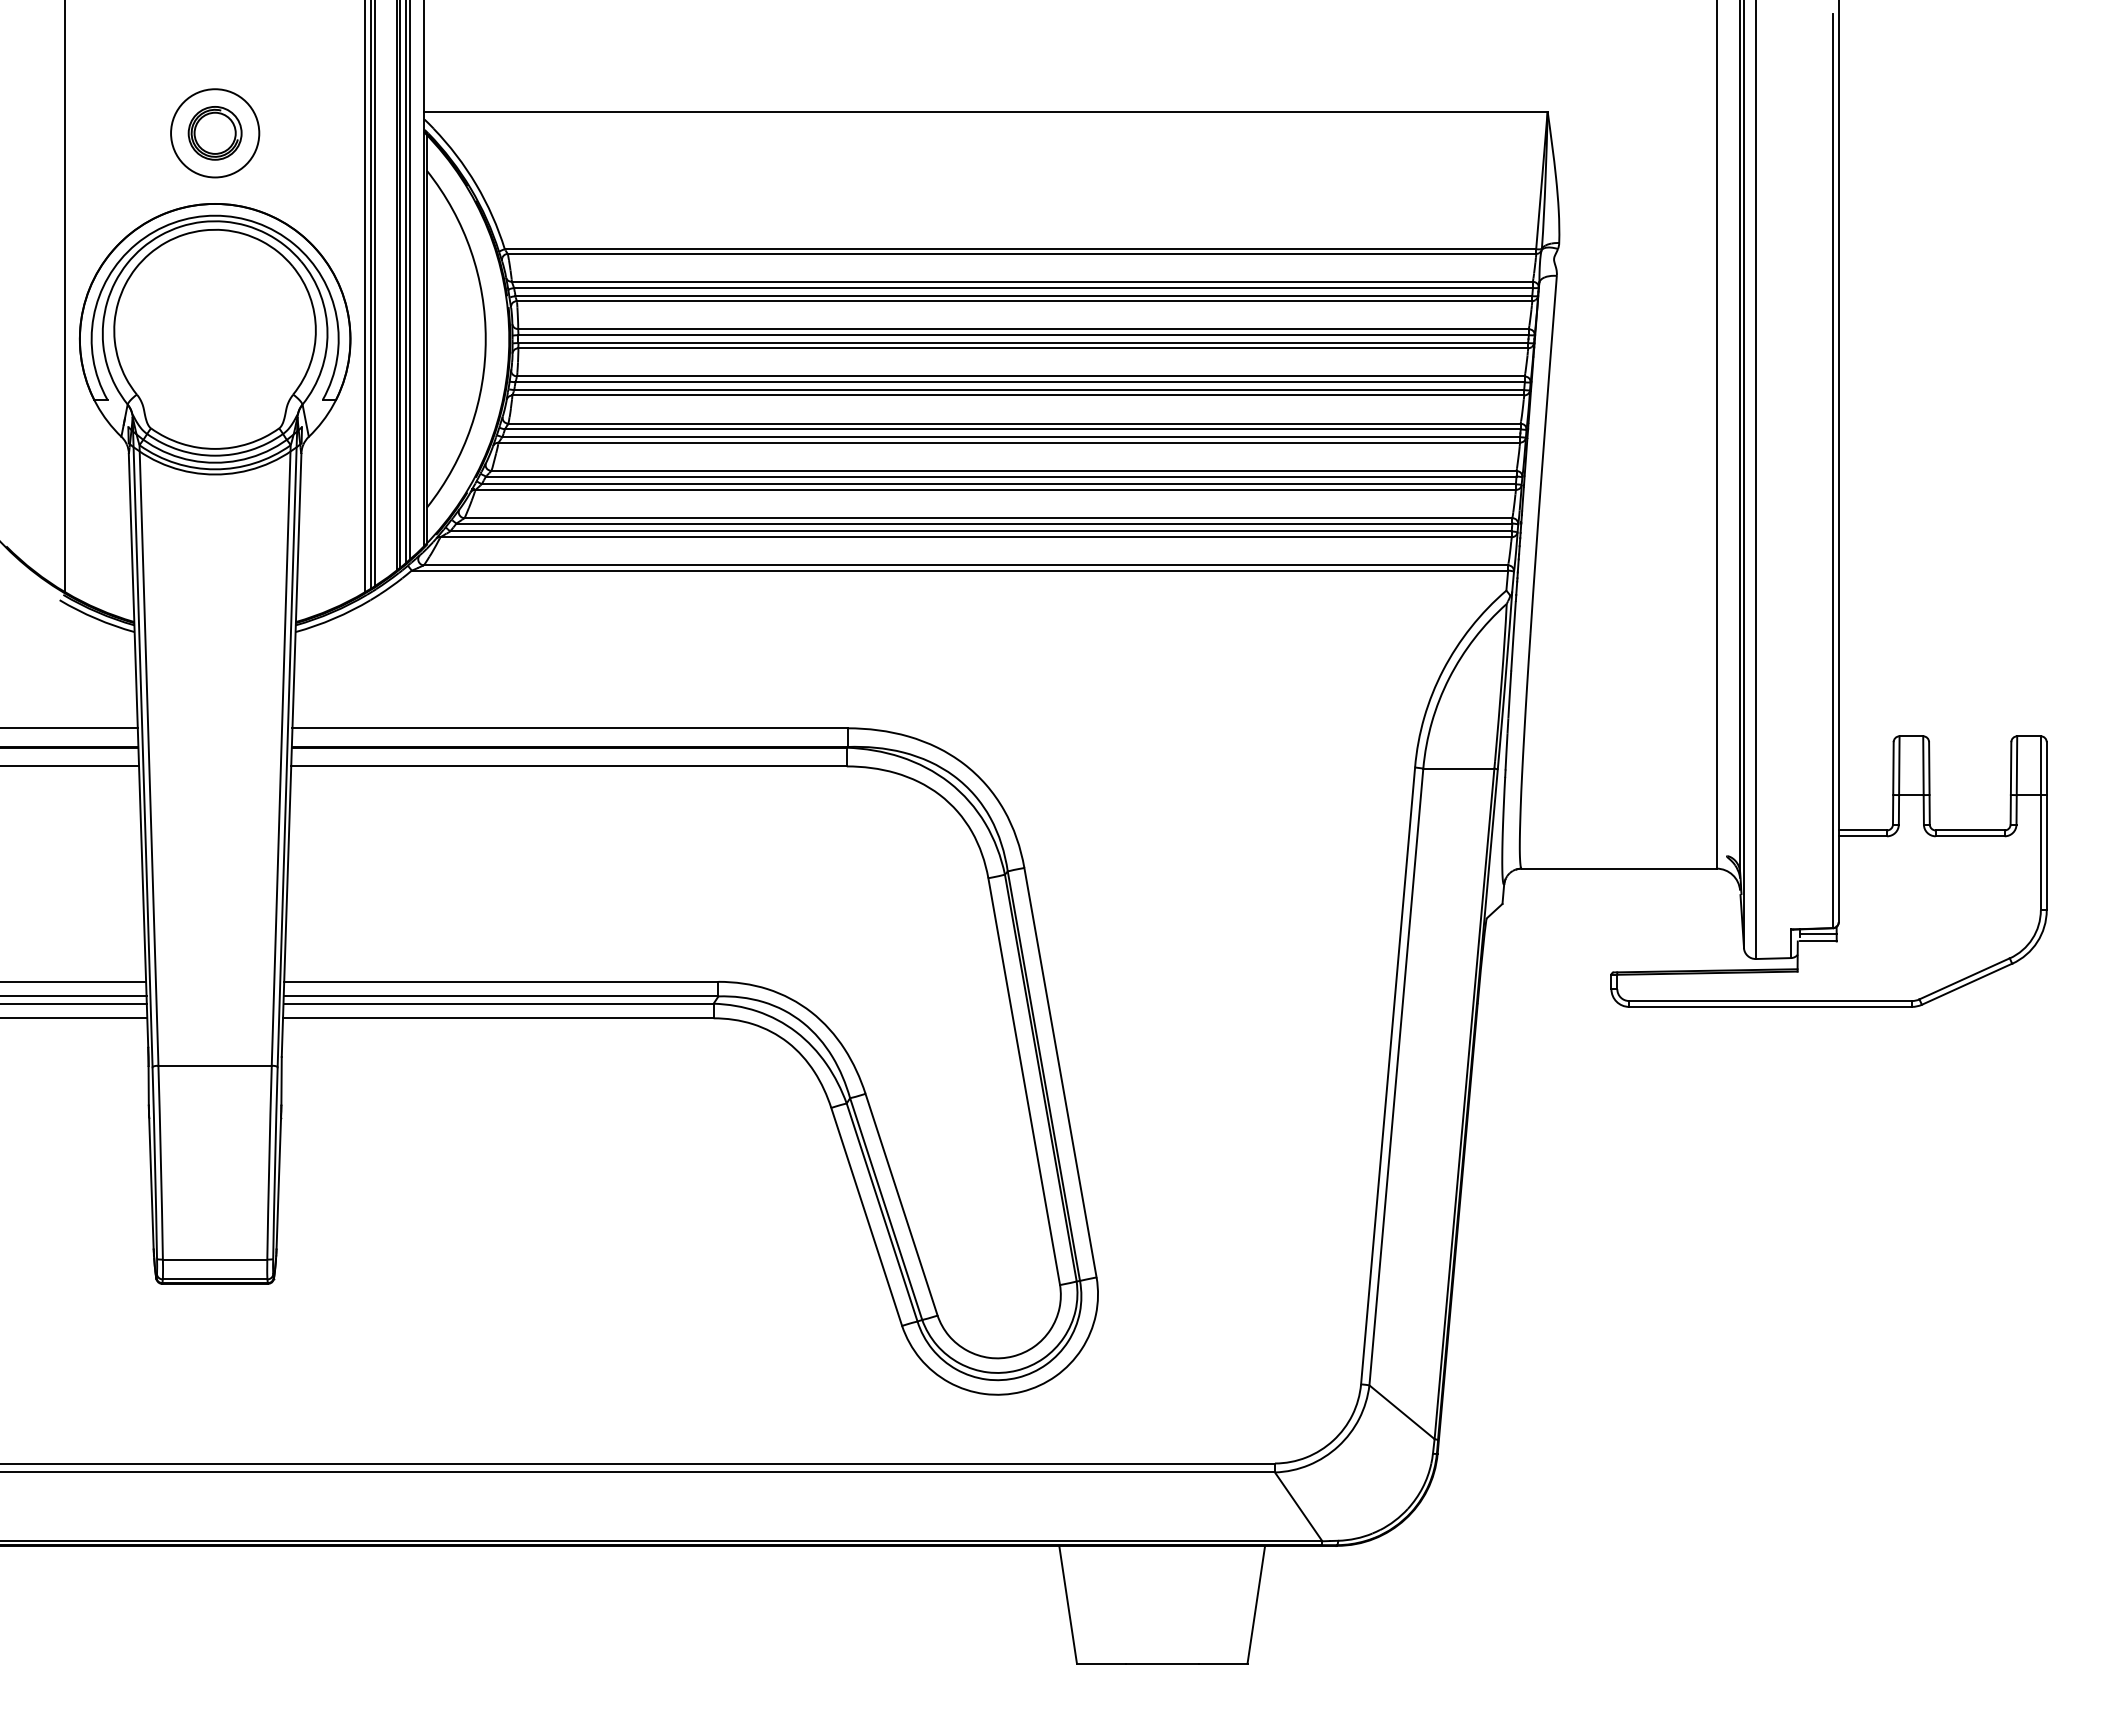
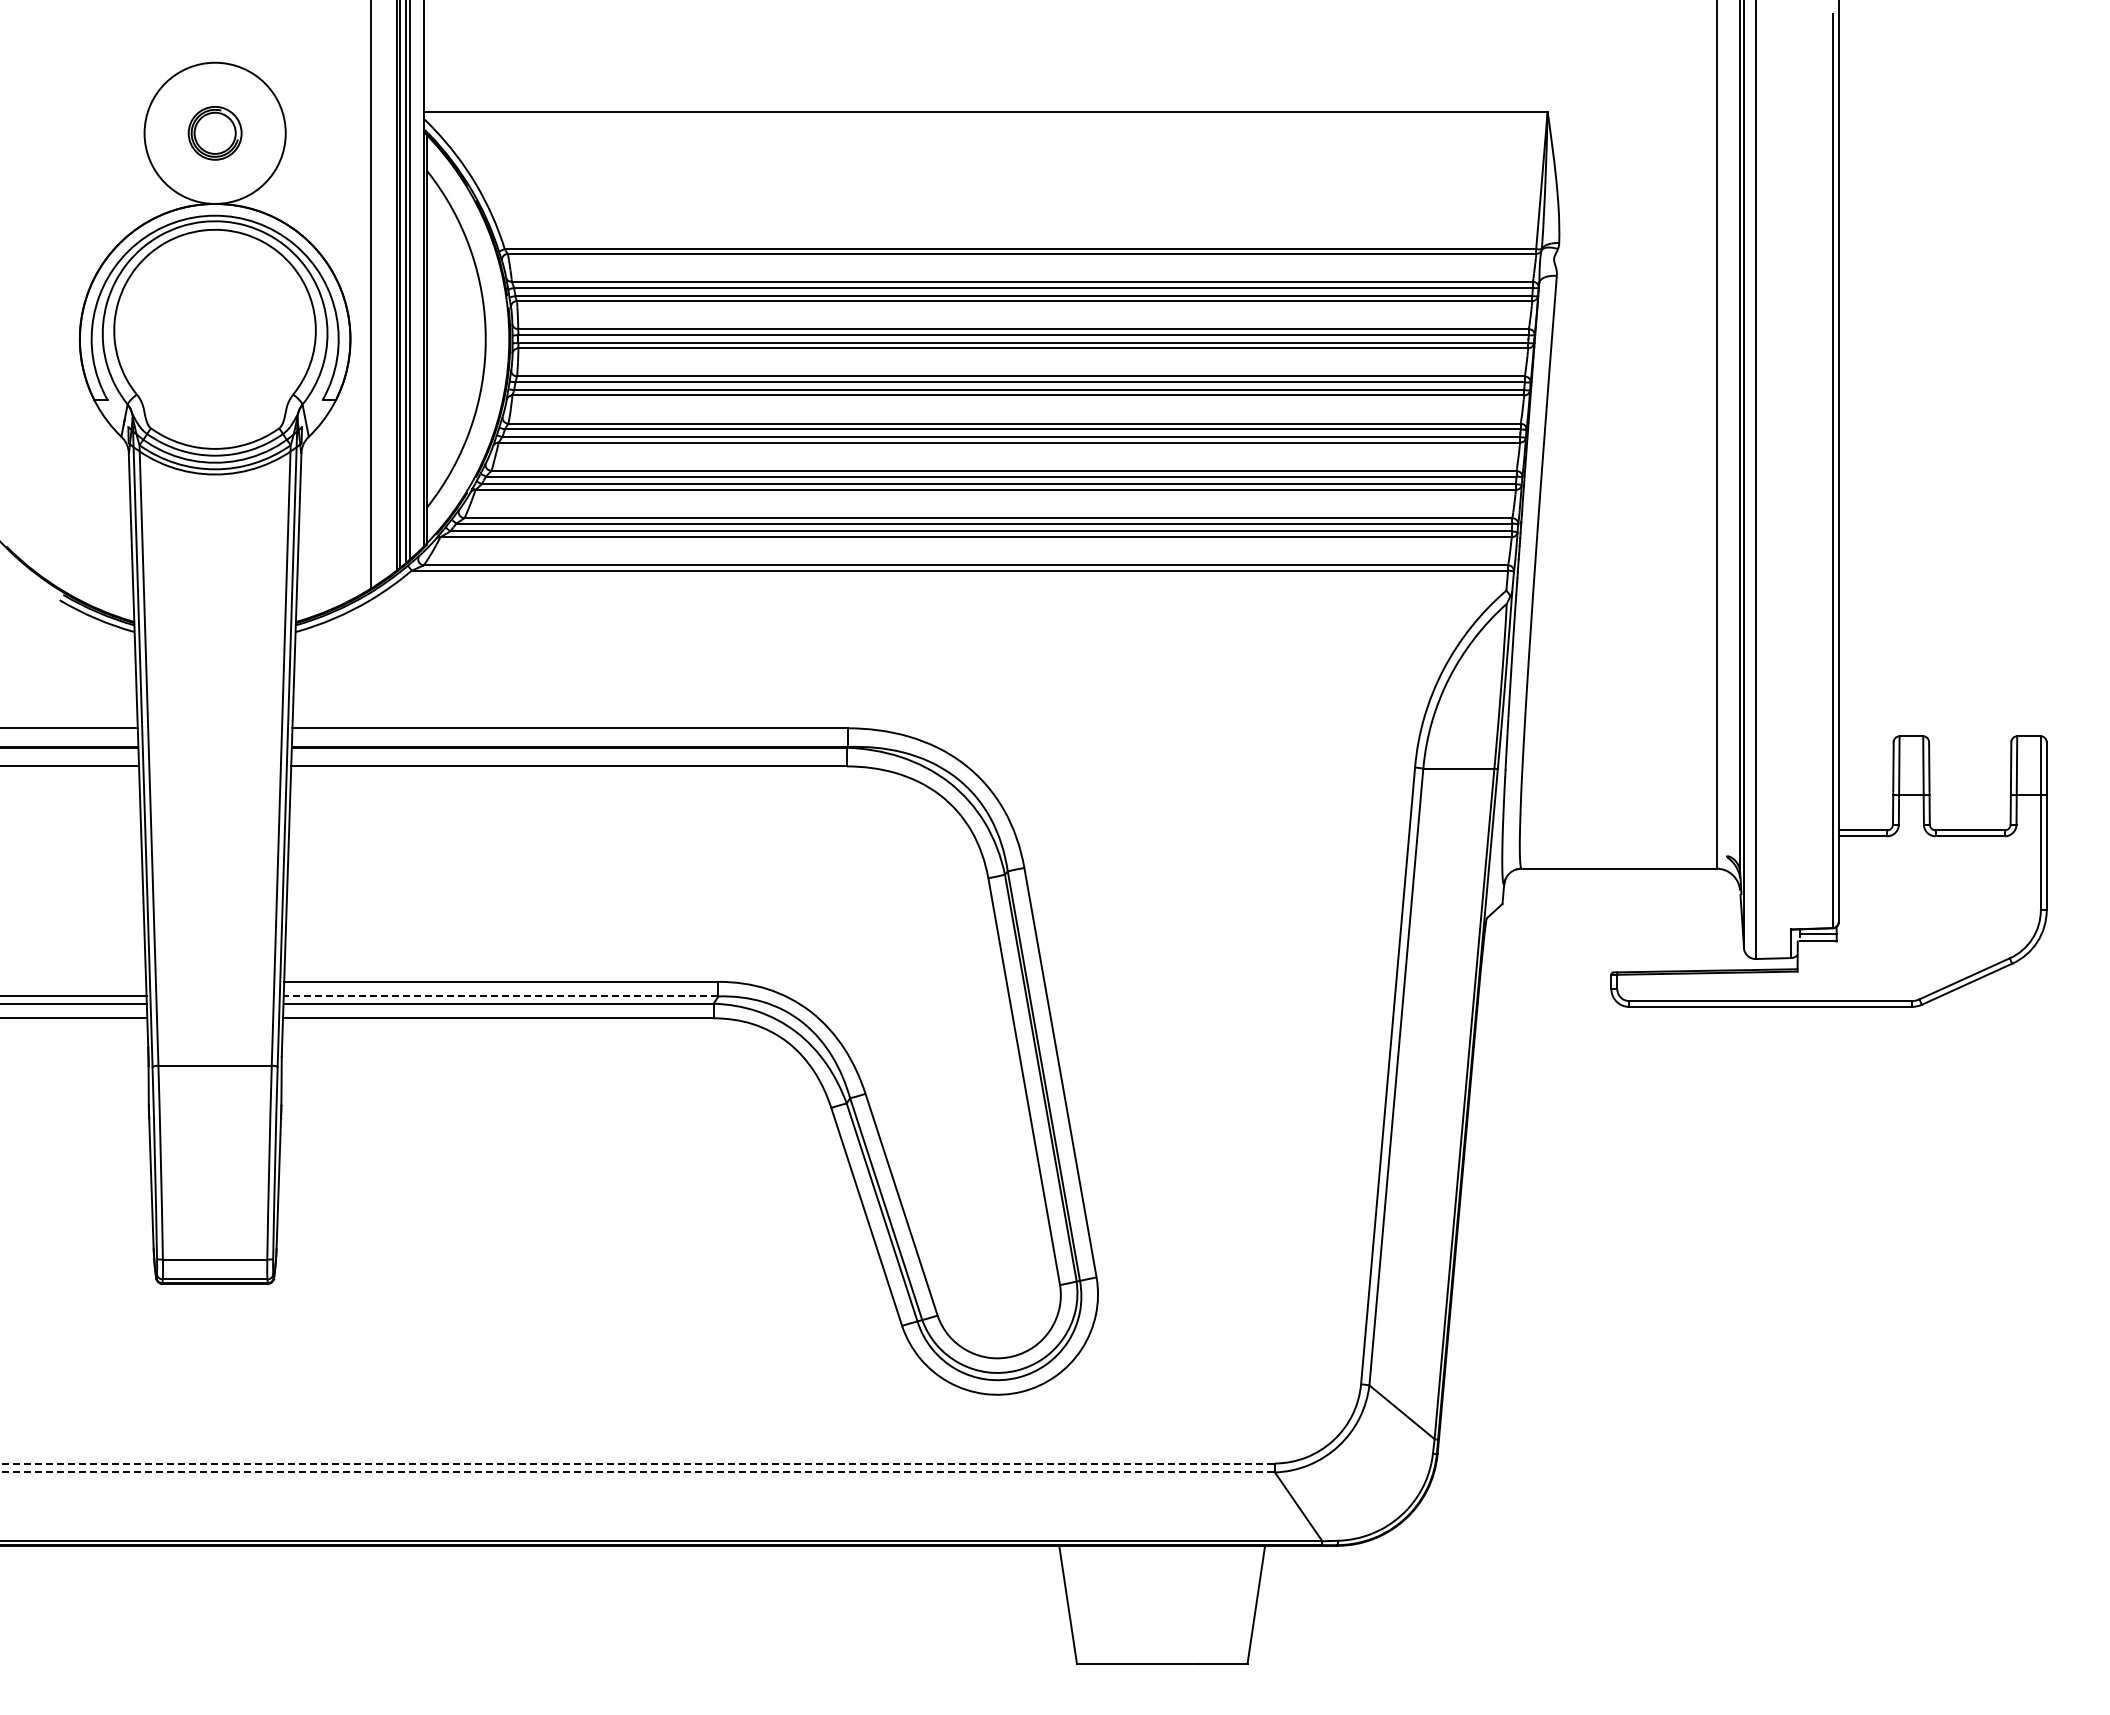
circle diameter: 88 px -> 141 px (214, 132)
line: present -> none (374, 294)
line: present -> none (65, 297)
line: present -> none (365, 297)
line: present -> none (74, 981)
line: solid -> dashed (500, 996)
line: solid -> dashed (638, 1463)
line: solid -> dashed (638, 1472)
